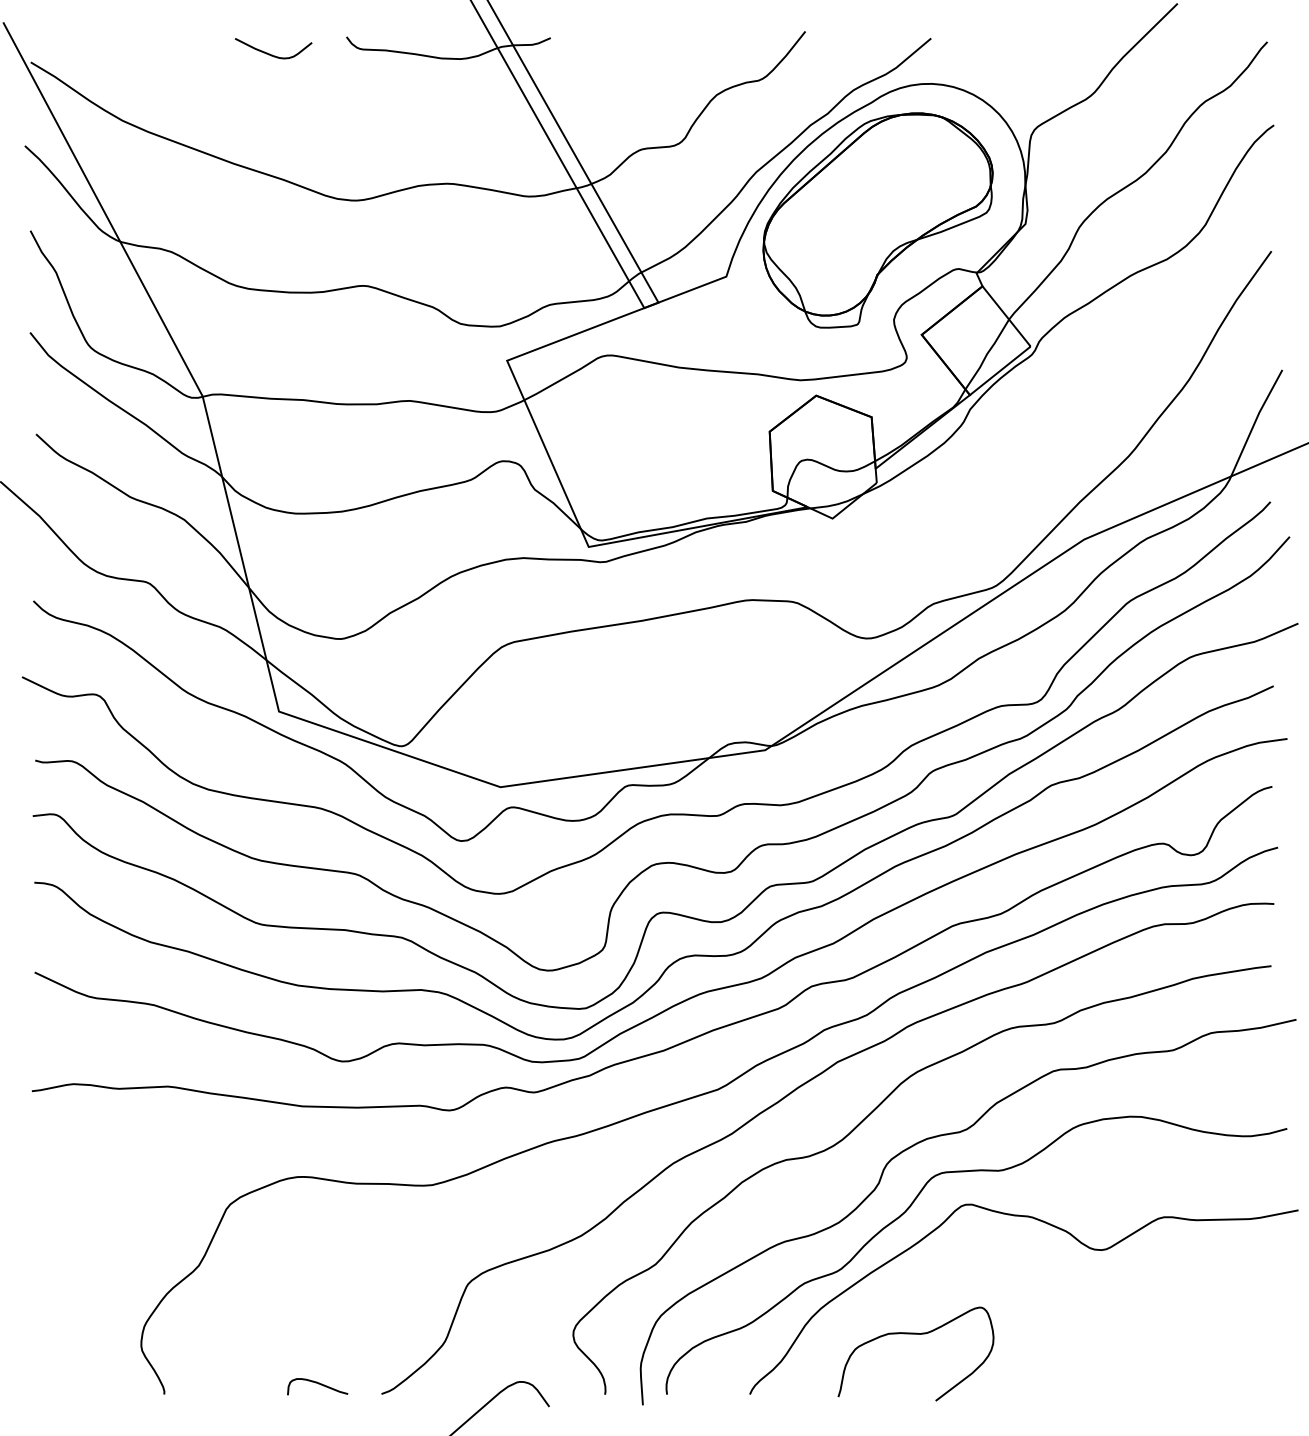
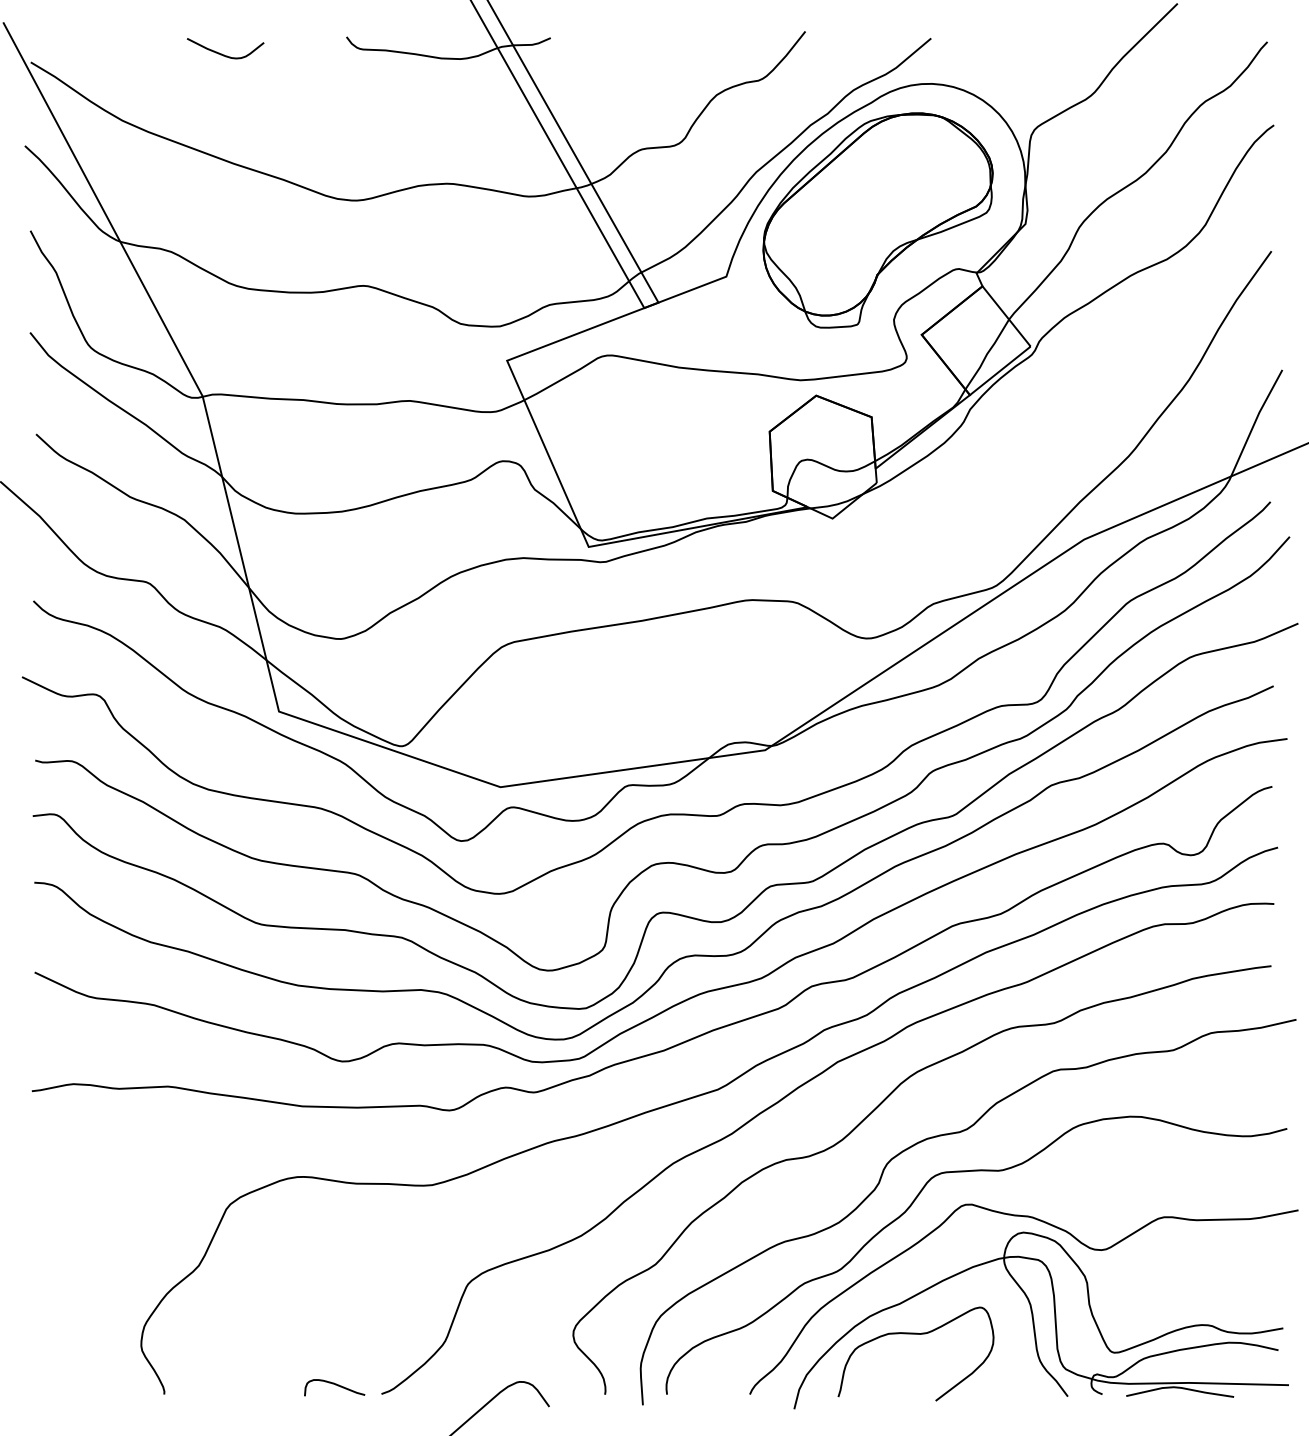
curve position: (272, 54) -> (224, 54) (224, 54)
part: none -> present (1040, 1320)
curve position: (318, 1384) -> (335, 1385) (335, 1385)
